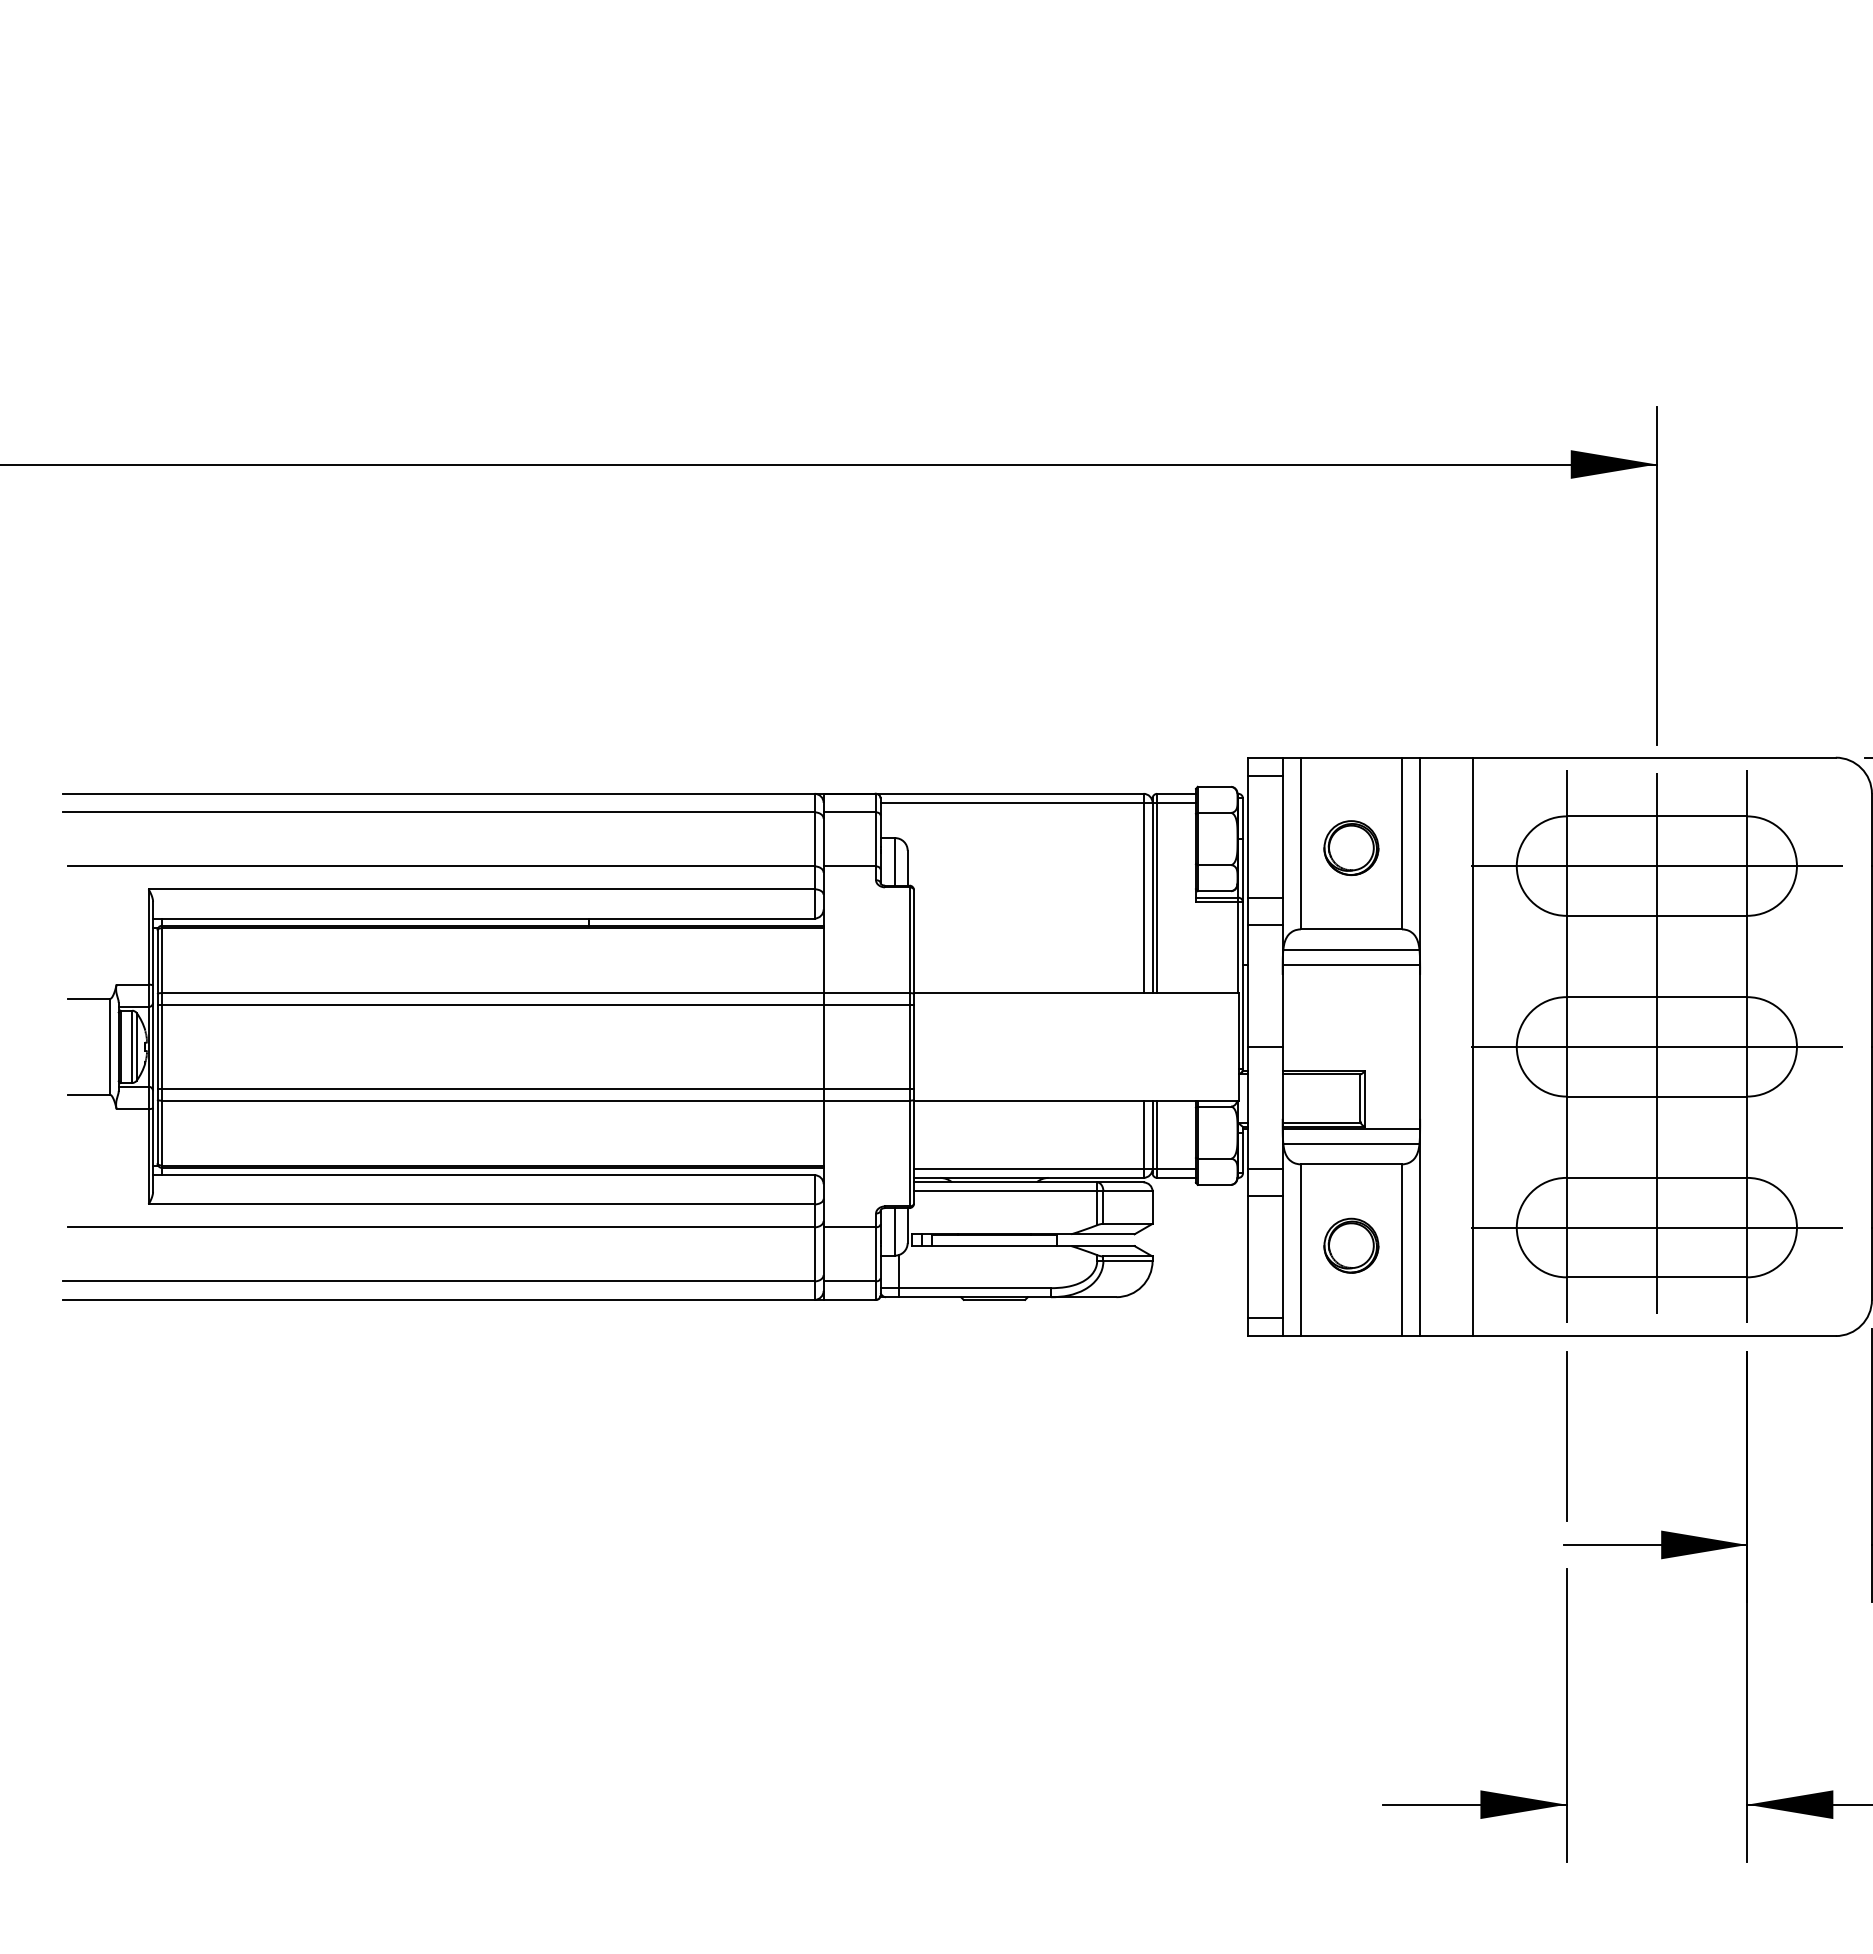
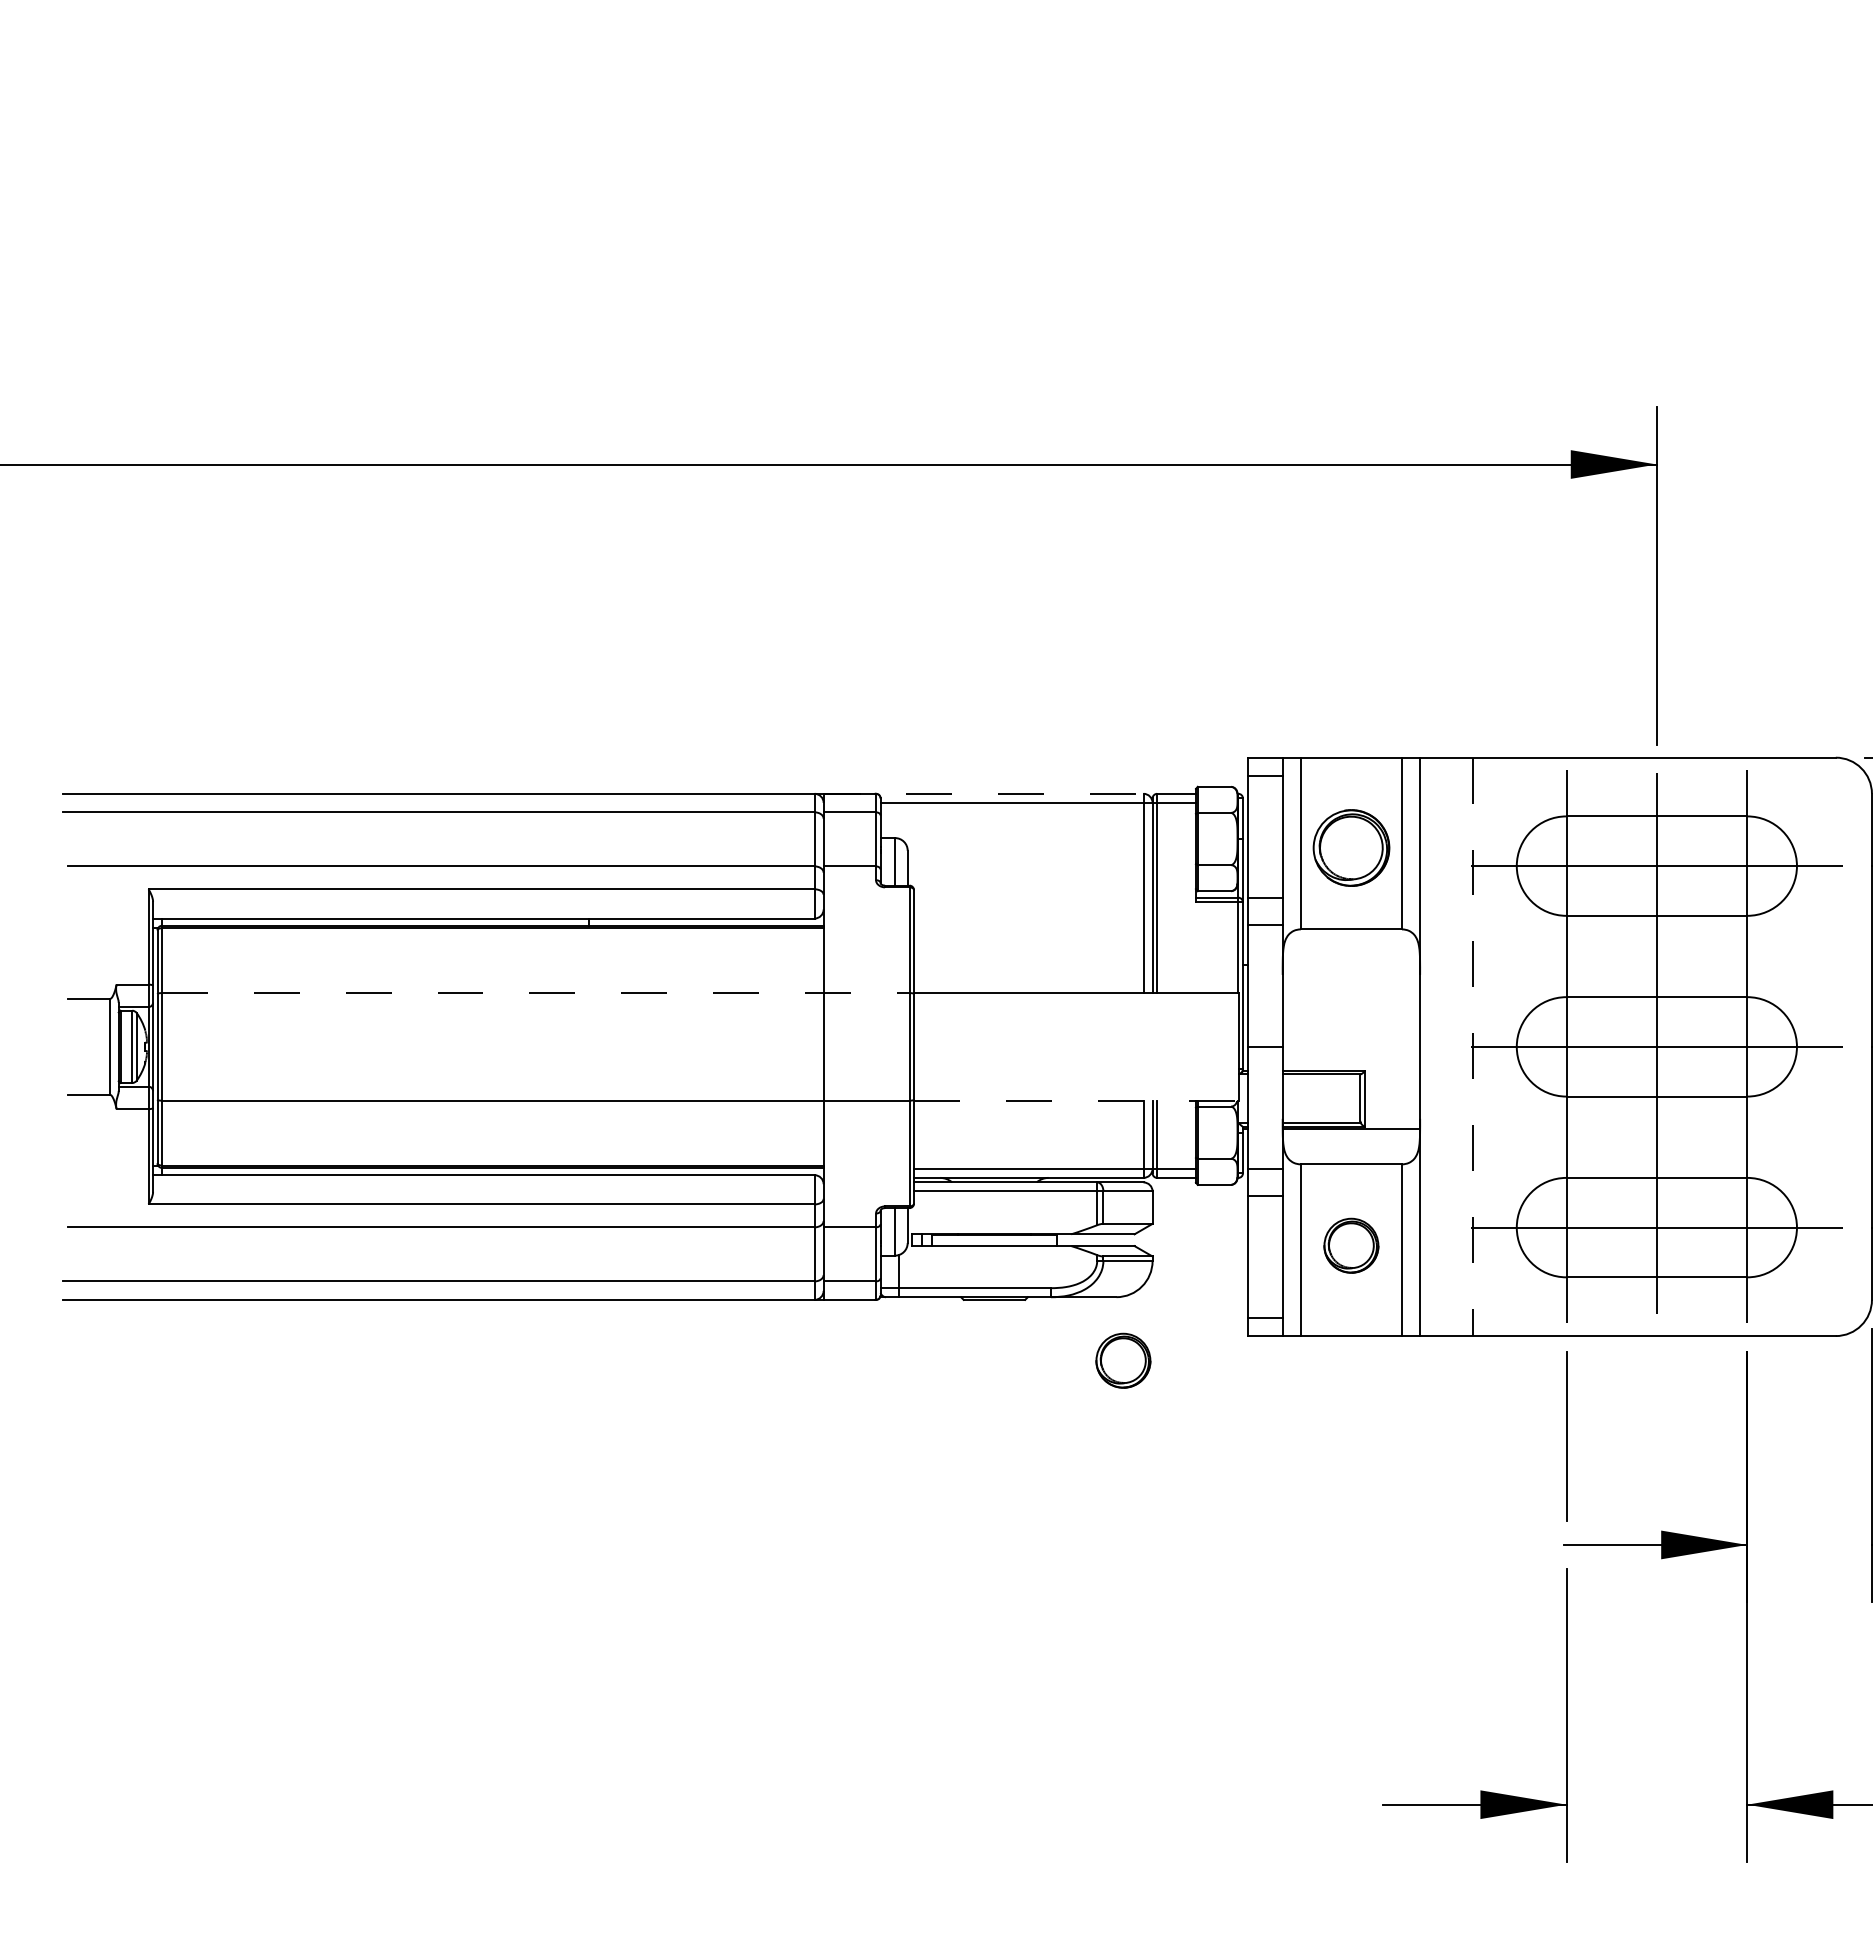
line: solid -> dashed (979, 793)
part size: 57x56 px -> 79x78 px (1351, 847)
line: present -> none (1351, 949)
line: present -> none (1351, 964)
line: solid -> dashed (535, 993)
line: present -> none (535, 1004)
line: solid -> dashed (1472, 1047)
line: present -> none (535, 1089)
line: solid -> dashed (1076, 1101)
line: present -> none (1351, 1143)
part: none -> present (1123, 1360)
